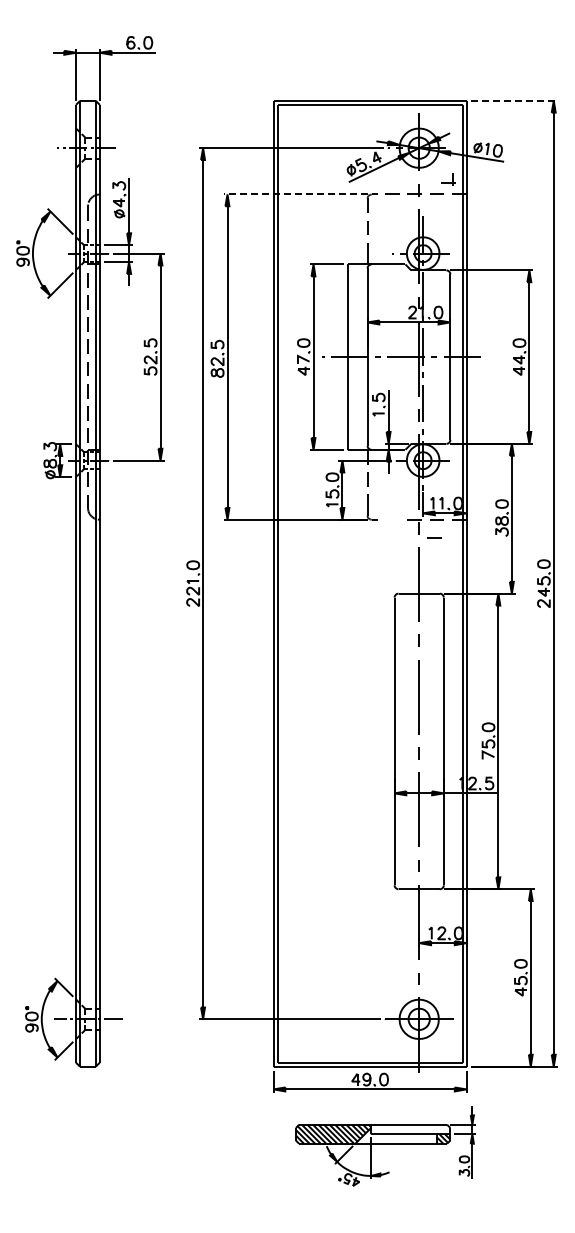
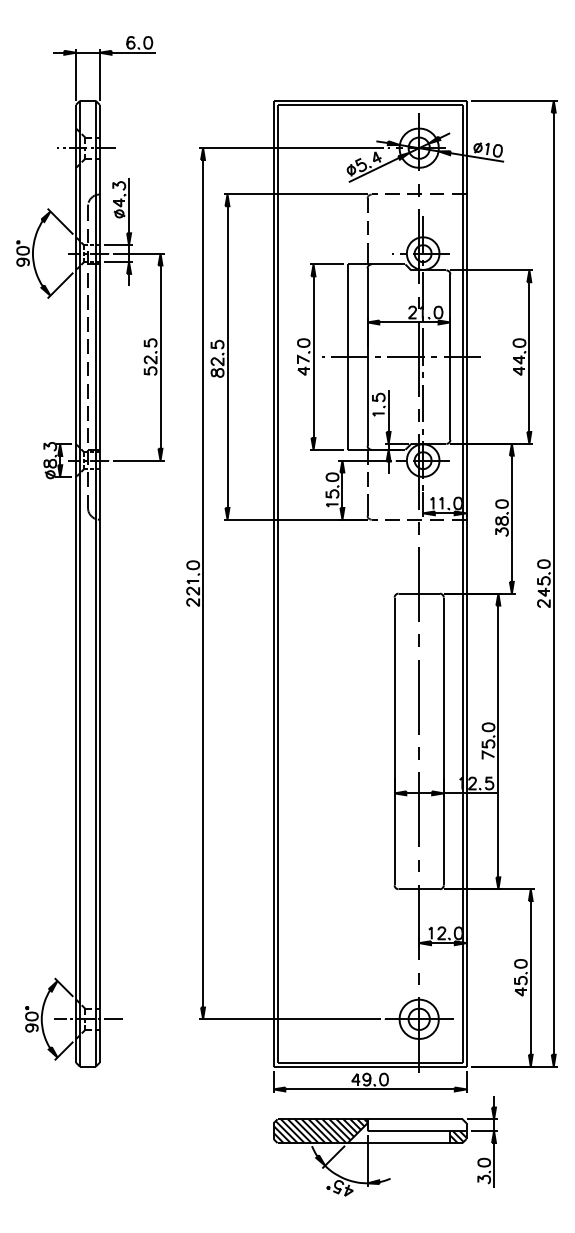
line: dashed -> solid (514, 100)
part: present -> none (448, 179)
line: dashed -> solid (295, 194)
line position: (434, 537) -> (392, 519) (392, 519)
part size: 181x81 px -> 225x101 px (385, 1146)
